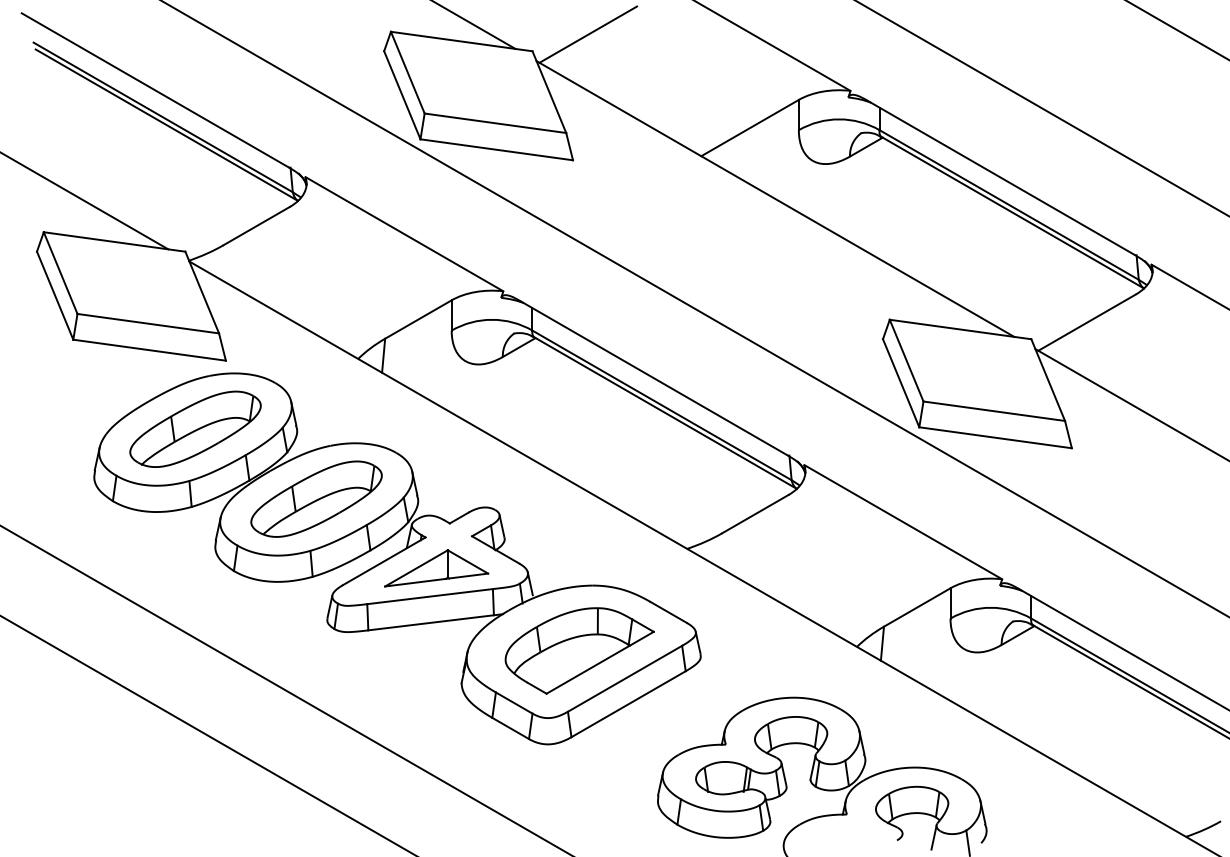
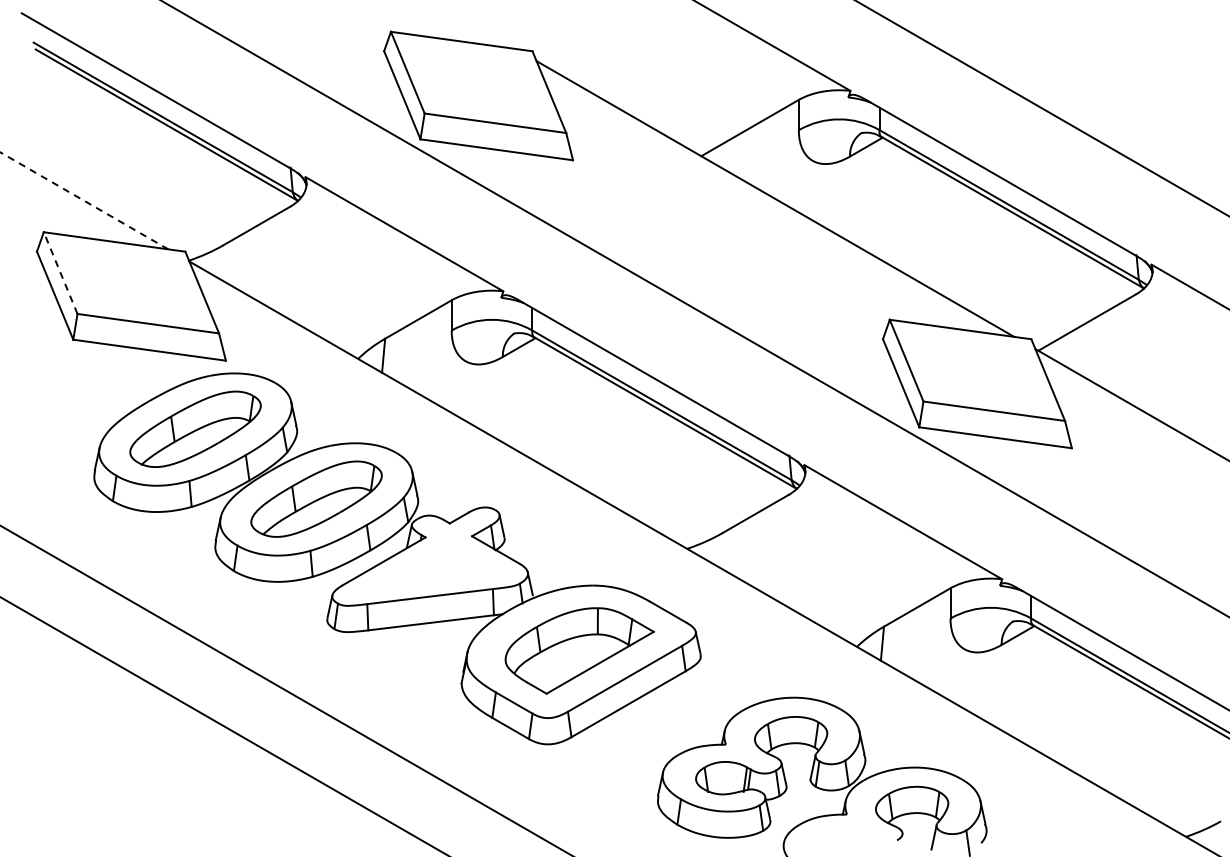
line: present -> none (474, 25)
line: present -> none (1177, 30)
line: present -> none (588, 34)
line: solid -> dashed (84, 200)
line: solid -> dashed (60, 272)
part: present -> none (436, 568)
line position: (207, 734) -> (223, 725) (223, 725)
